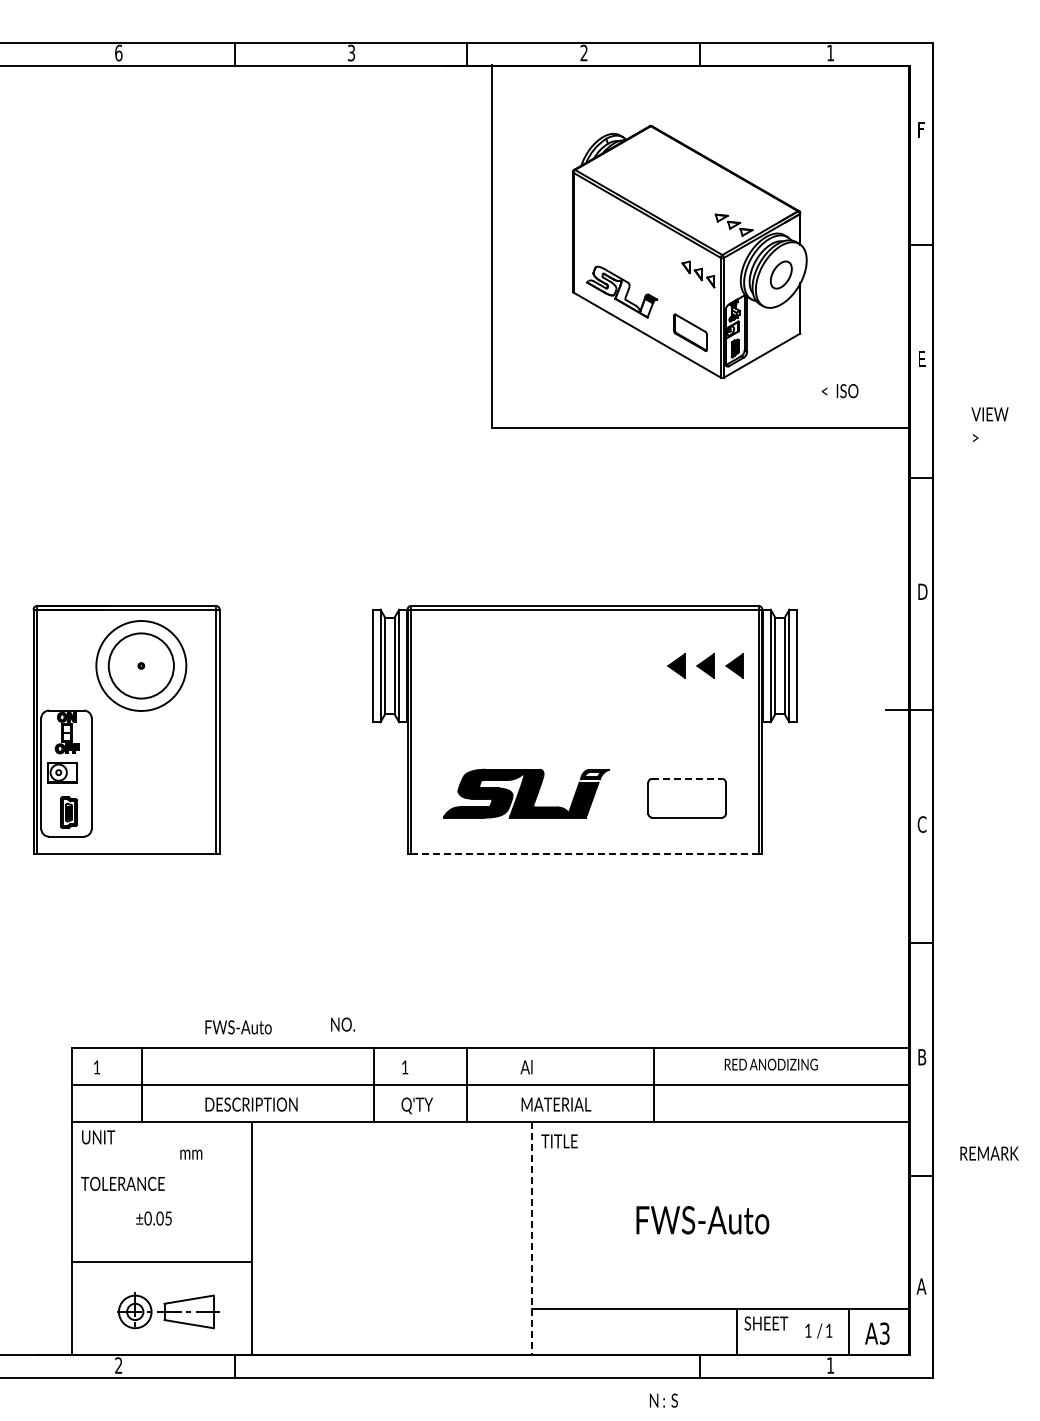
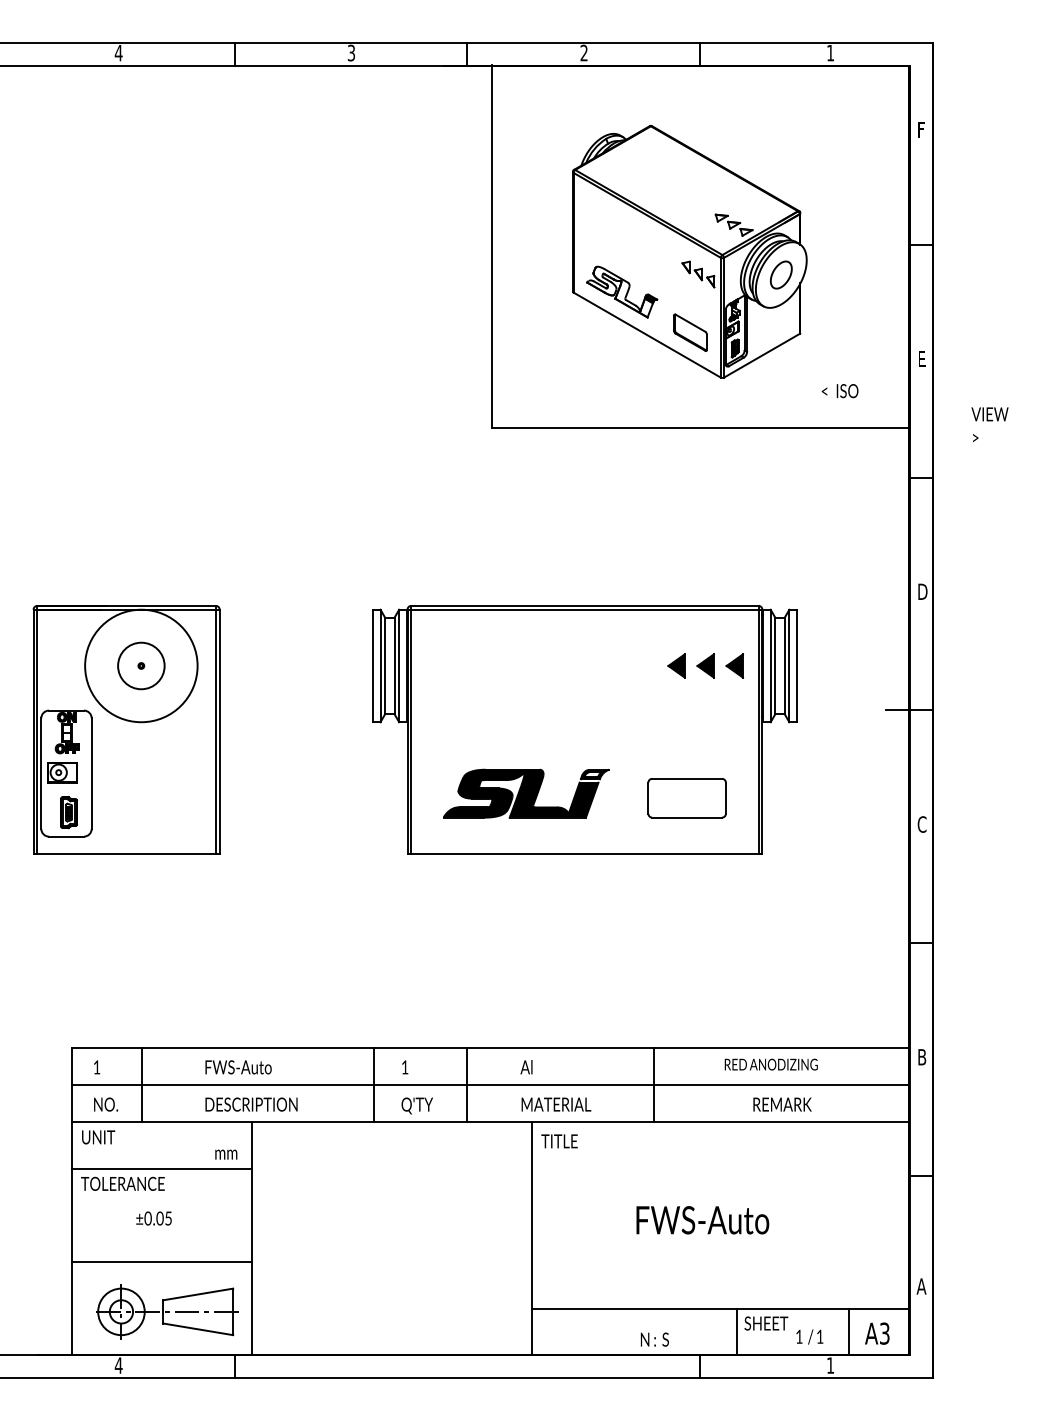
text: 6 -> 4 (118, 52)
circle diameter: 65 px -> 47 px (141, 665)
circle diameter: 90 px -> 112 px (141, 665)
line: dashed -> solid (687, 778)
line: dashed -> solid (584, 854)
text position: (343, 1024) -> (106, 1104) (106, 1104)
text position: (238, 1027) -> (238, 1067) (238, 1067)
text position: (989, 1153) -> (782, 1104) (782, 1104)
text position: (191, 1154) -> (226, 1154) (226, 1154)
line: none -> present (161, 1168)
line: dashed -> solid (531, 1239)
part size: 103x38 px -> 143x56 px (167, 1311)
text position: (818, 1330) -> (809, 1336) (809, 1336)
text: 2 -> 4 (118, 1365)
text position: (663, 1400) -> (654, 1339) (654, 1339)
